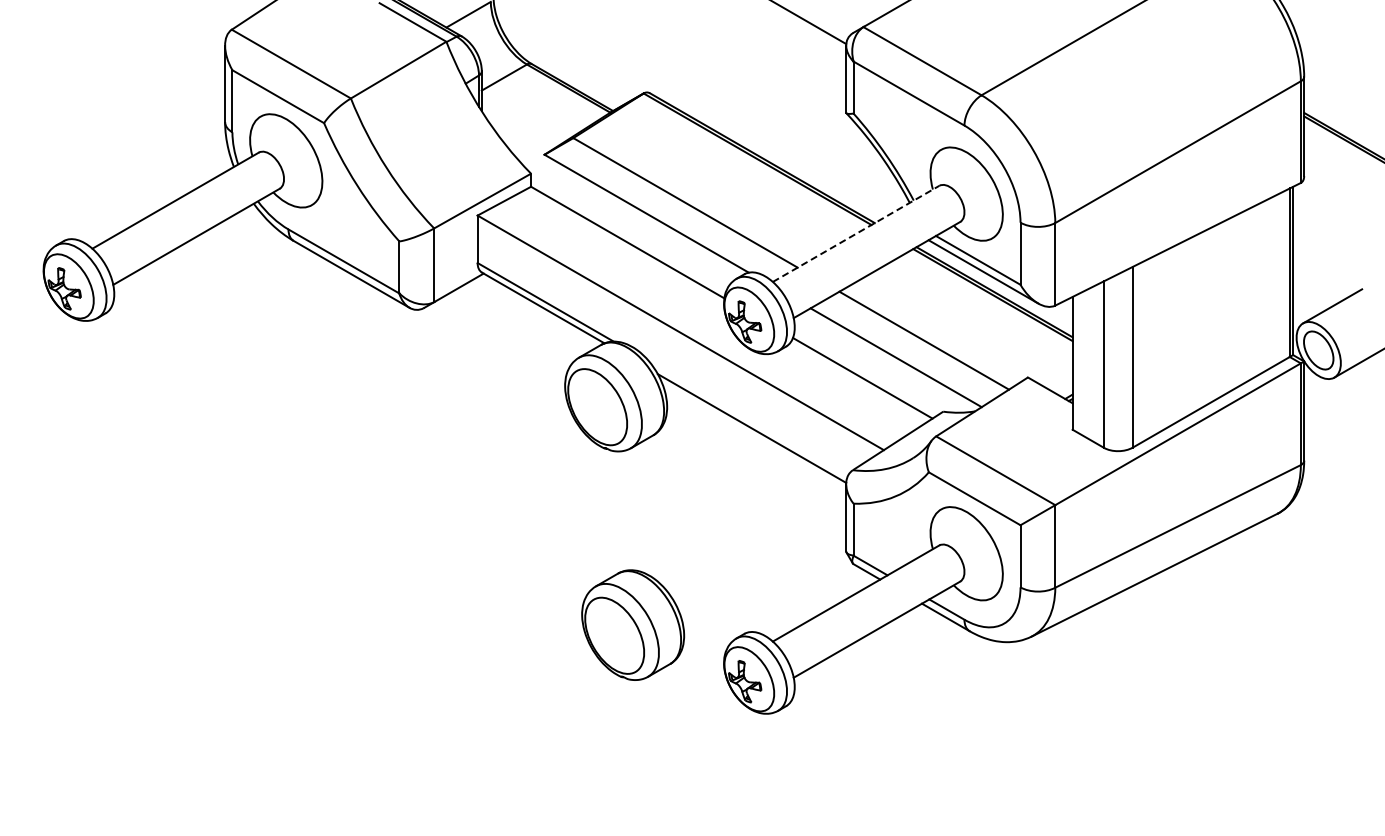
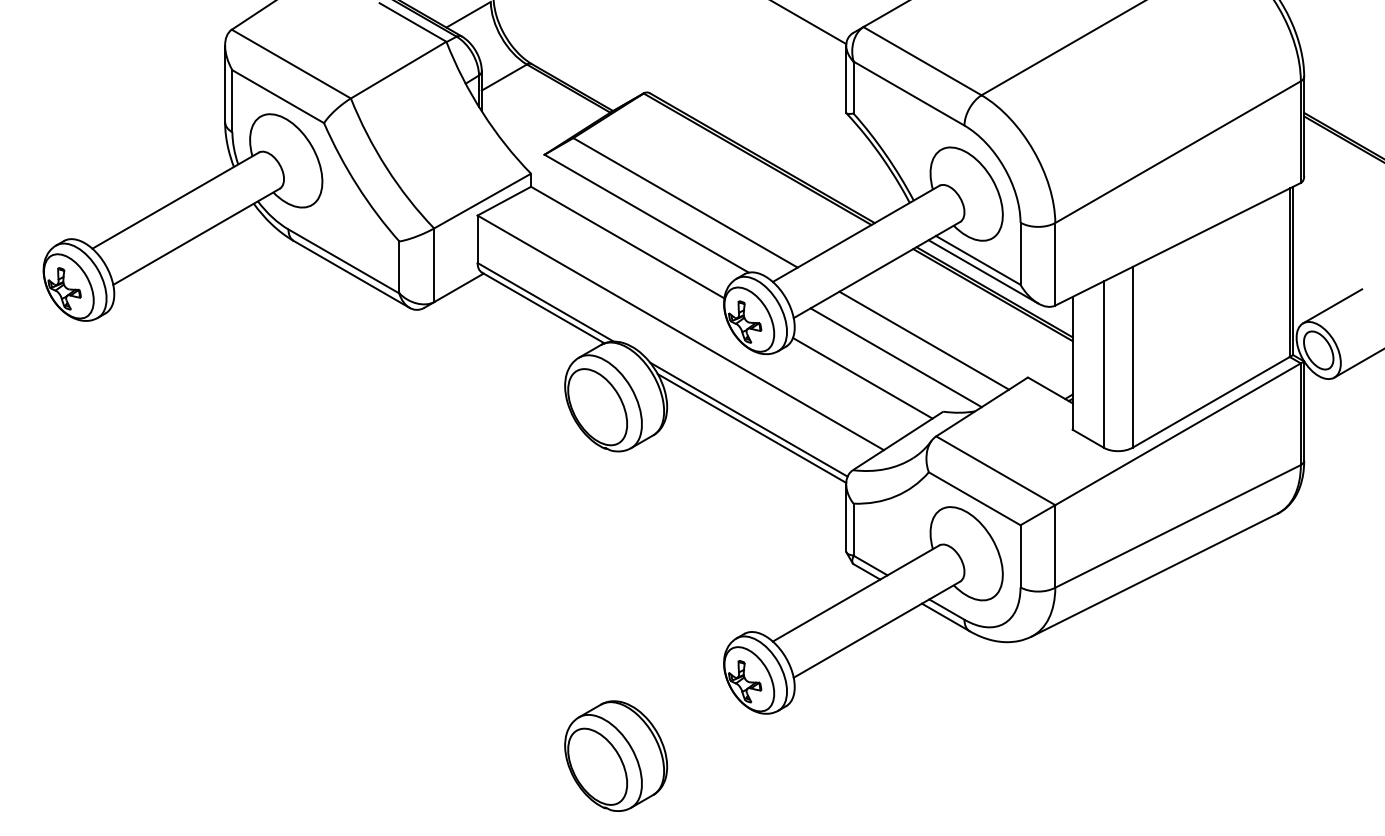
line: dashed -> solid (856, 233)
line: none -> present (748, 419)
part position: (633, 624) -> (616, 755) (616, 755)
